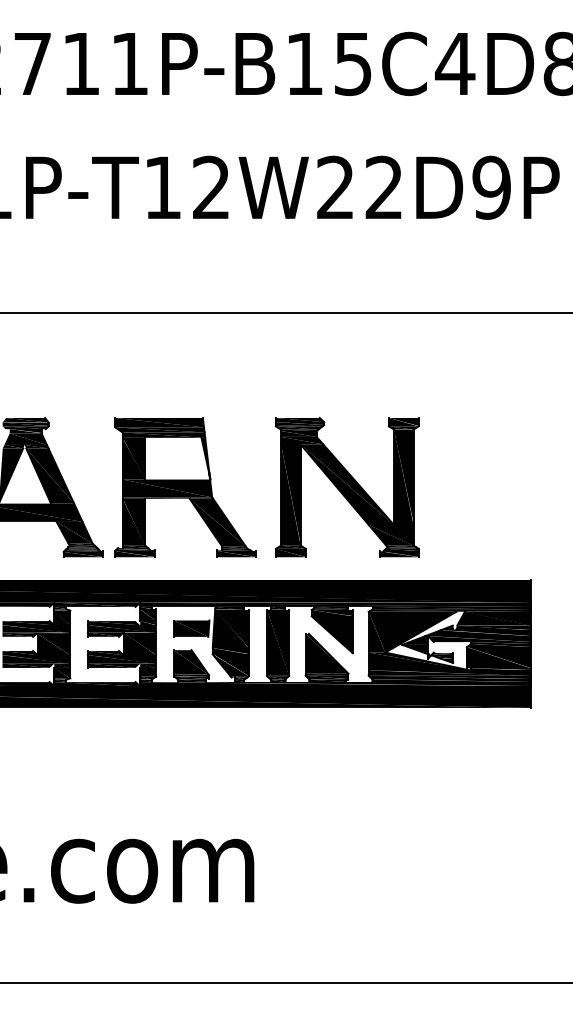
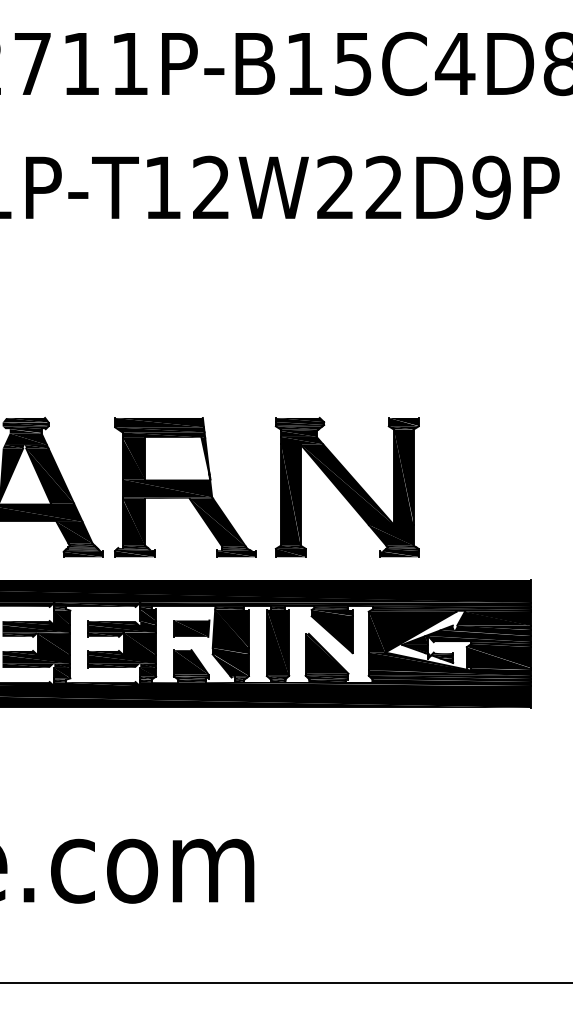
line: present -> none (285, 313)
